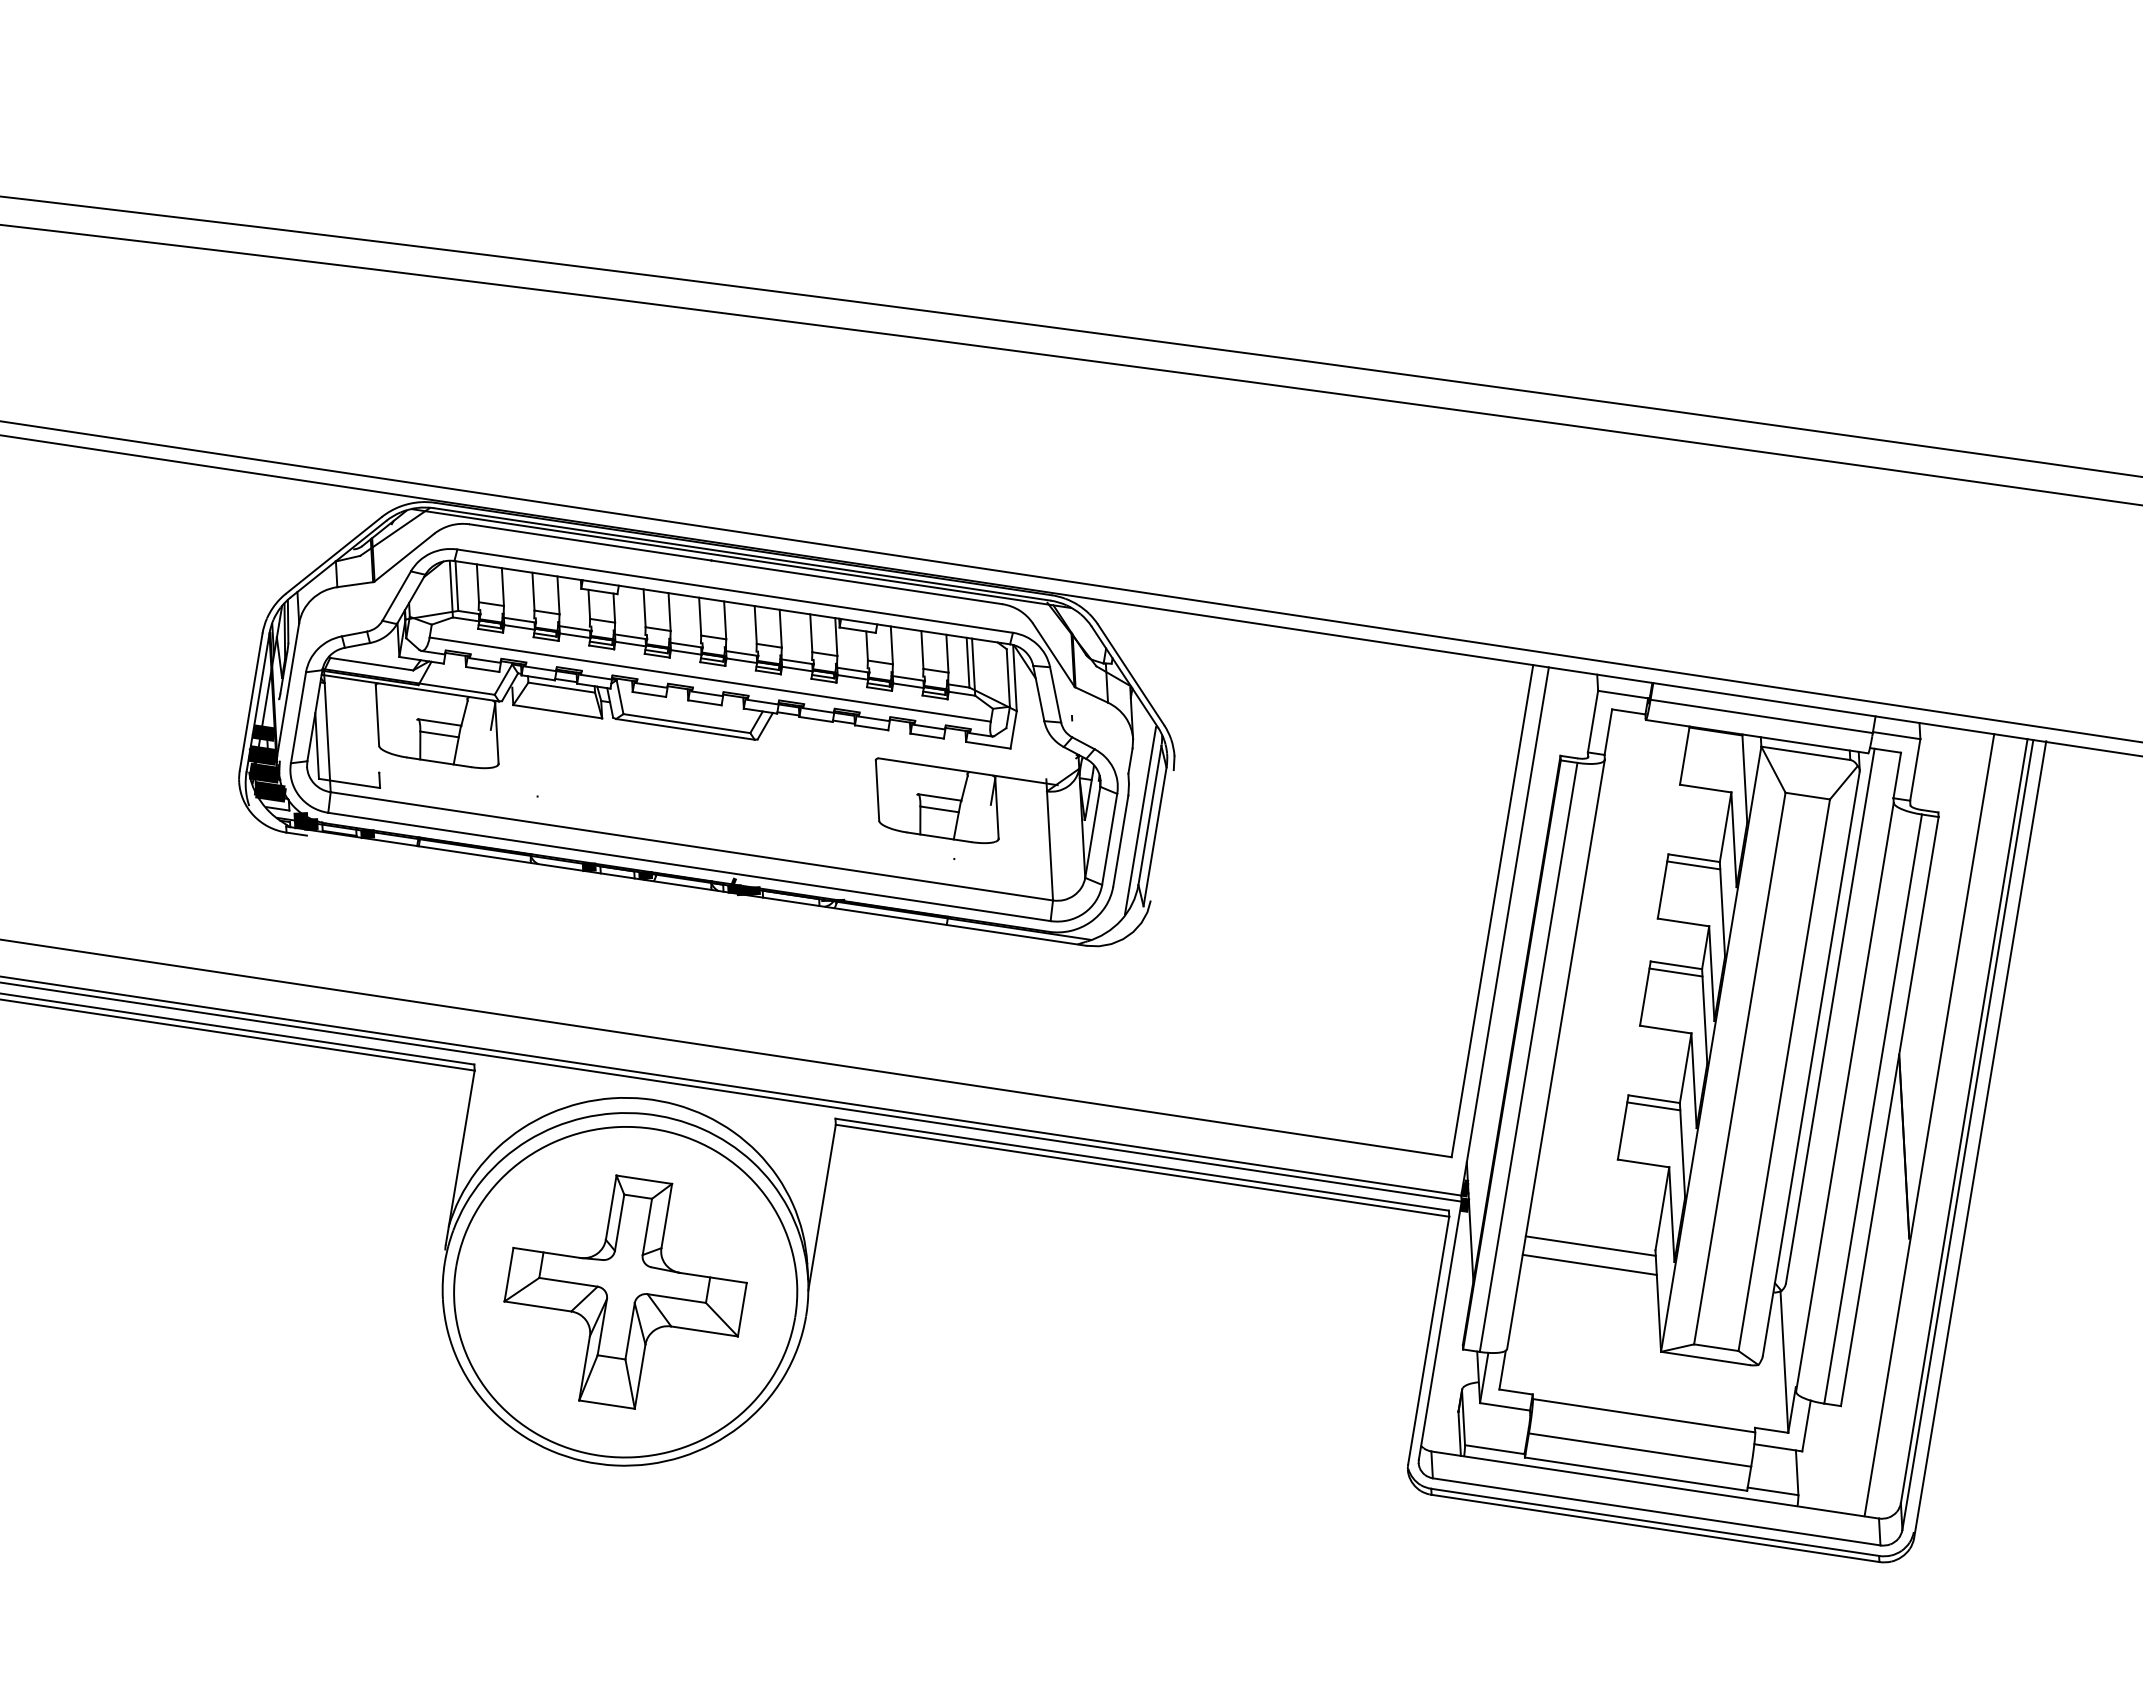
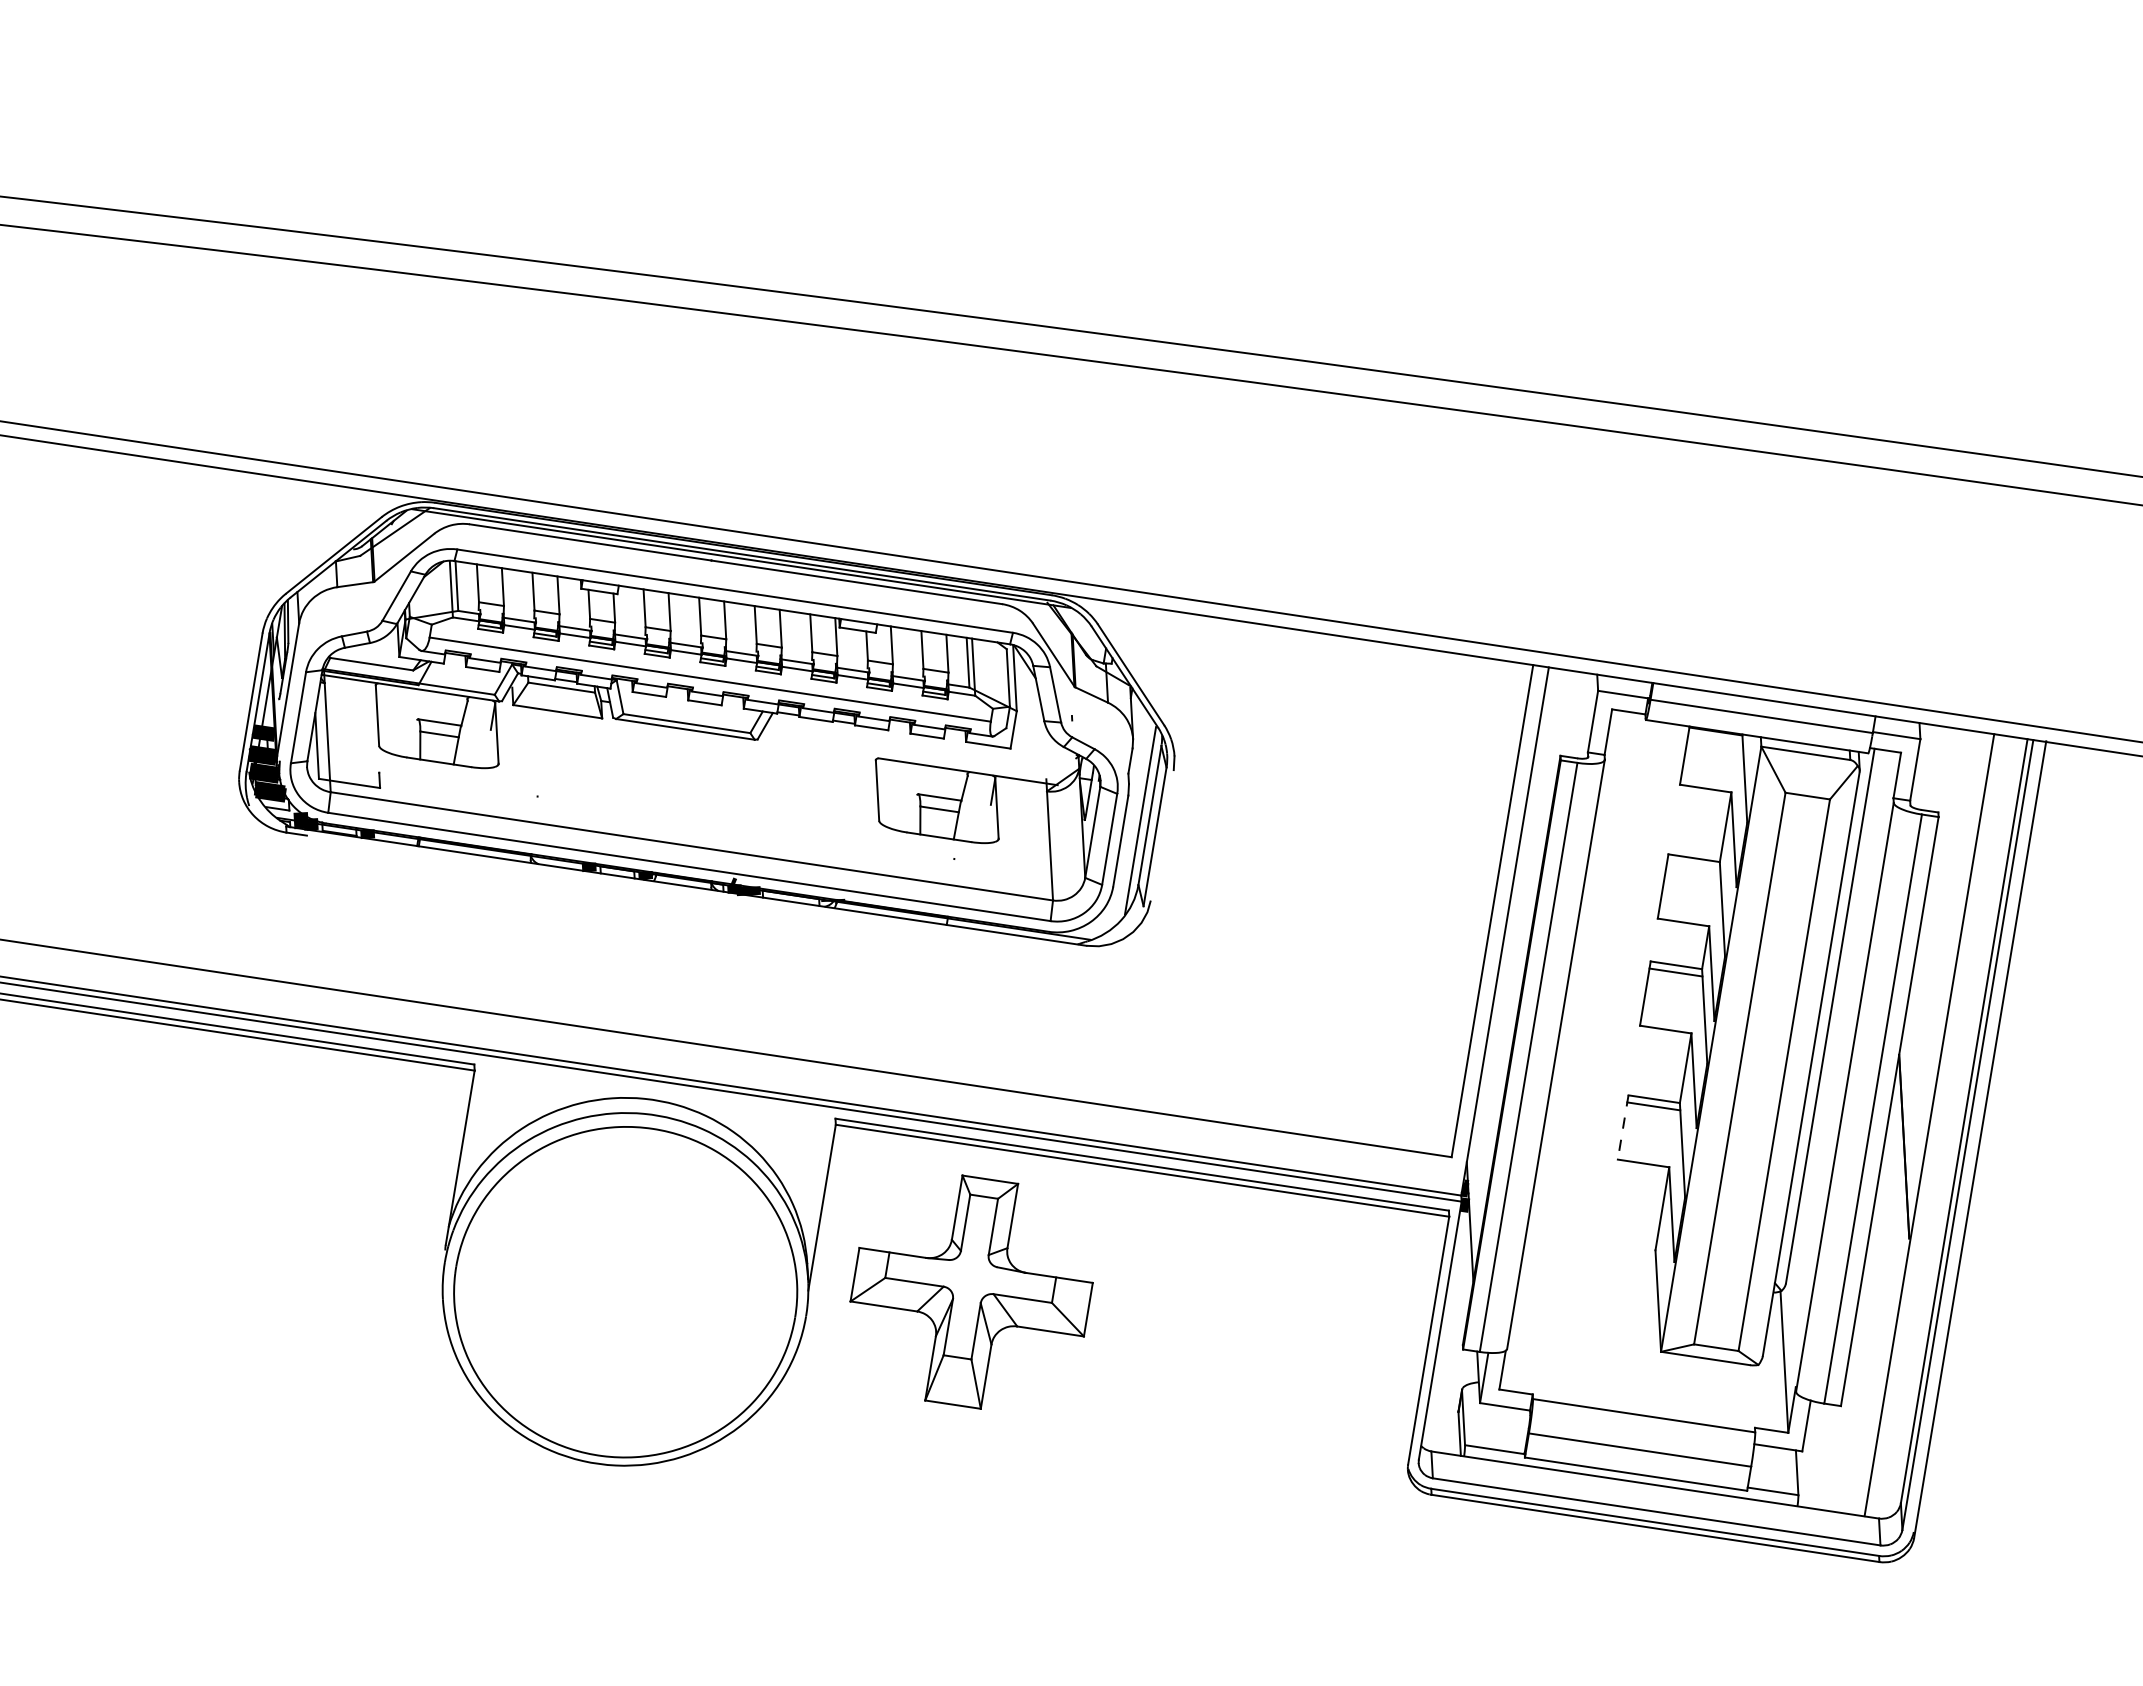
line: present -> none (1693, 865)
line: solid -> dashed (1623, 1127)
line: present -> none (1590, 1245)
line: present -> none (1589, 1264)
part position: (625, 1291) -> (971, 1291) (971, 1291)
